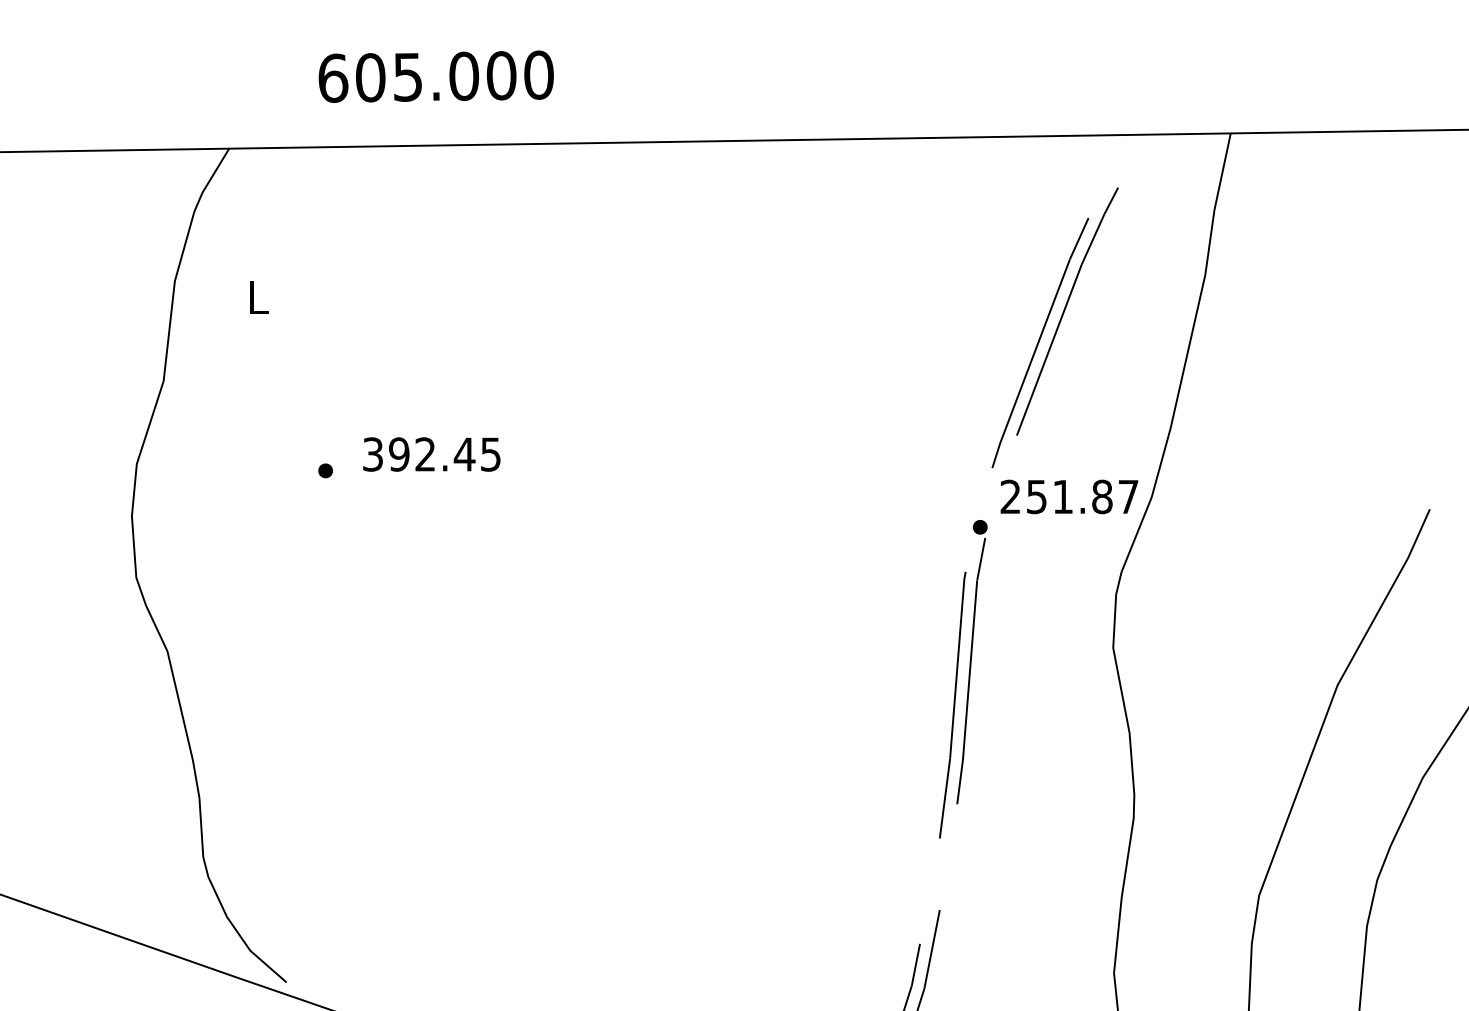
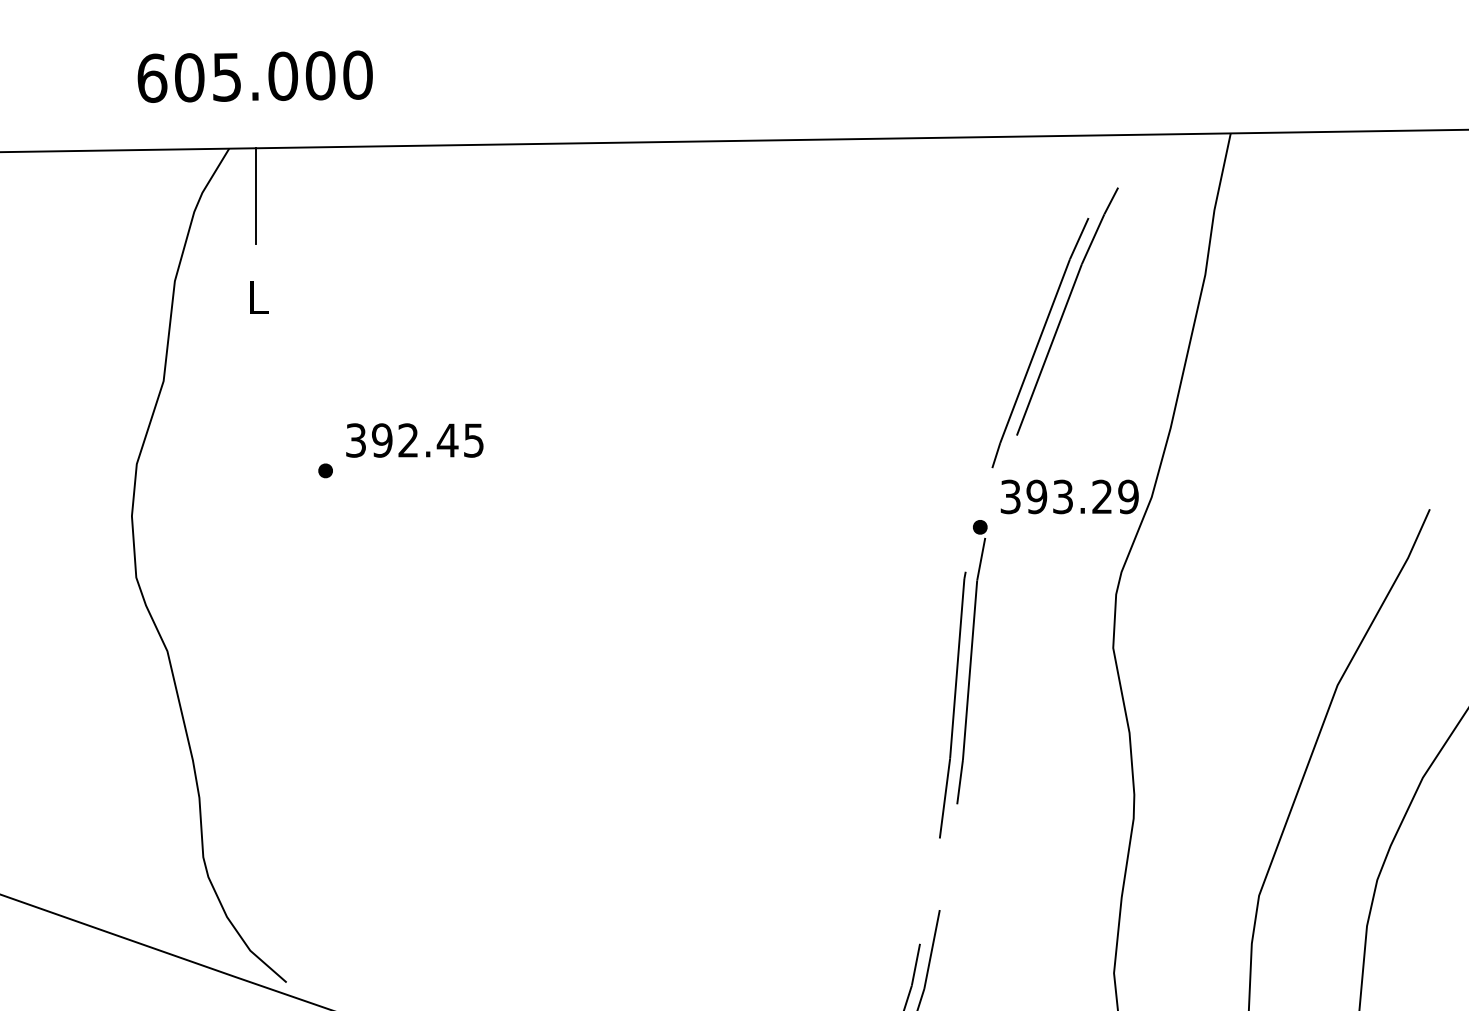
text position: (435, 76) -> (254, 76) (254, 76)
line: none -> present (255, 195)
text position: (431, 454) -> (414, 440) (414, 440)
text: 251.87 -> 393.29 (1069, 496)
